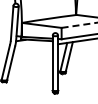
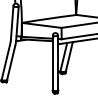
line: dashed -> solid (80, 25)
